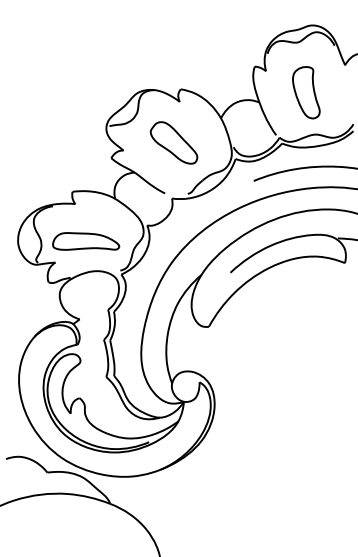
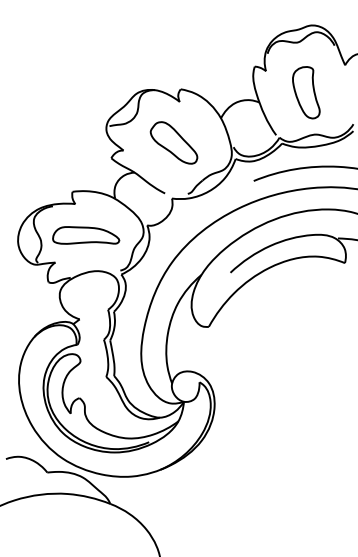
part position: (86, 241) -> (86, 235) (86, 235)
